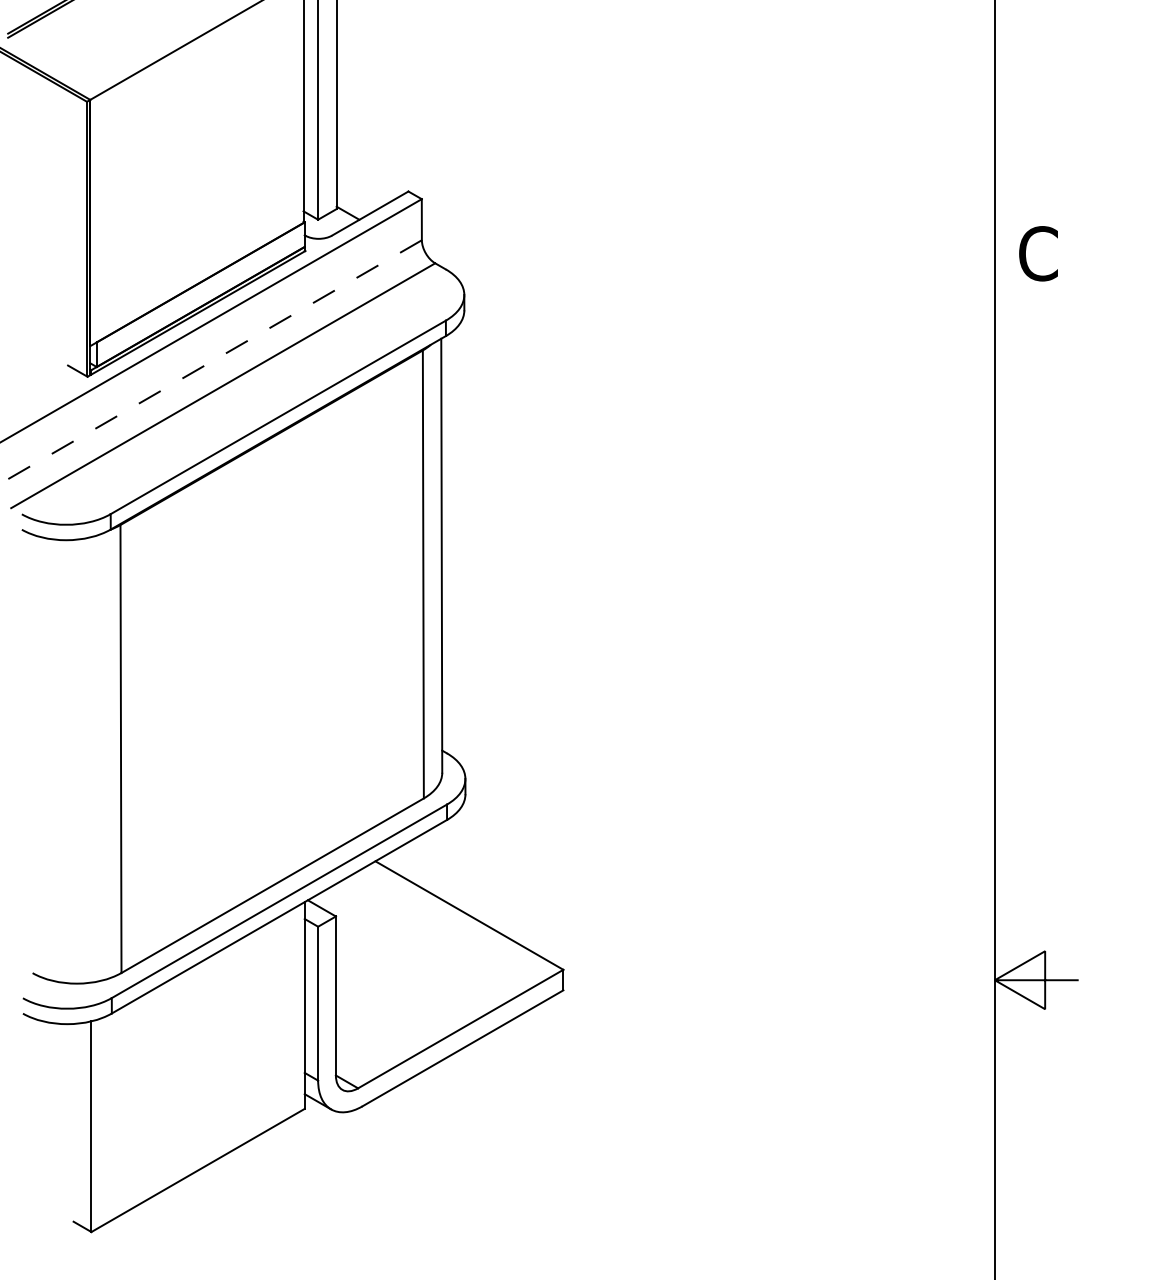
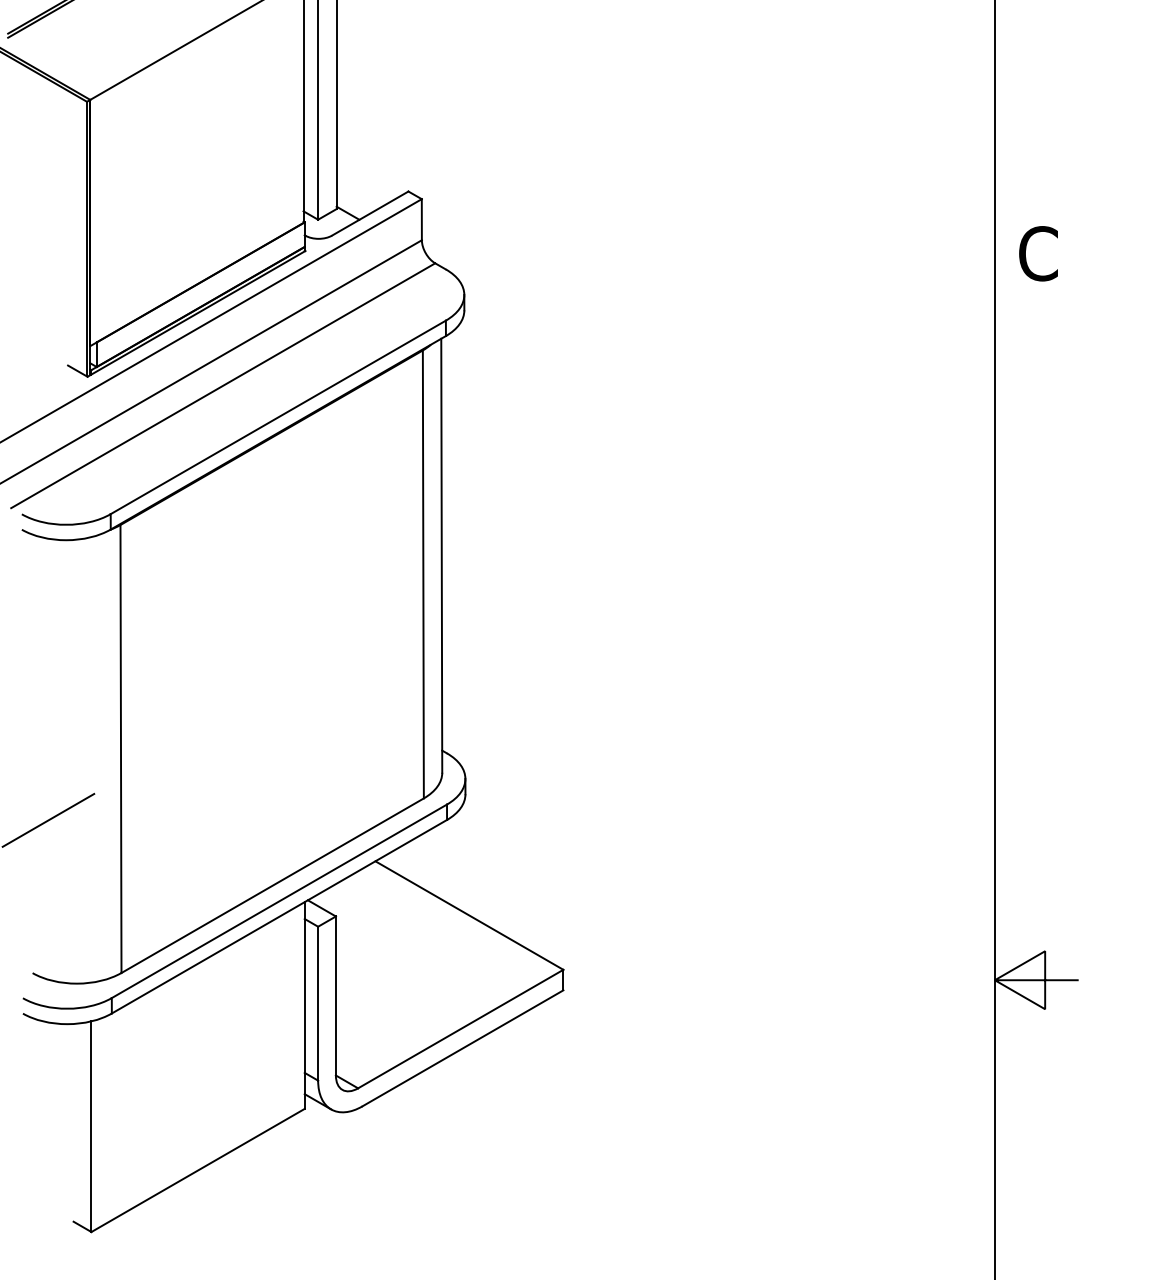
line: dashed -> solid (210, 362)
line: none -> present (48, 819)
